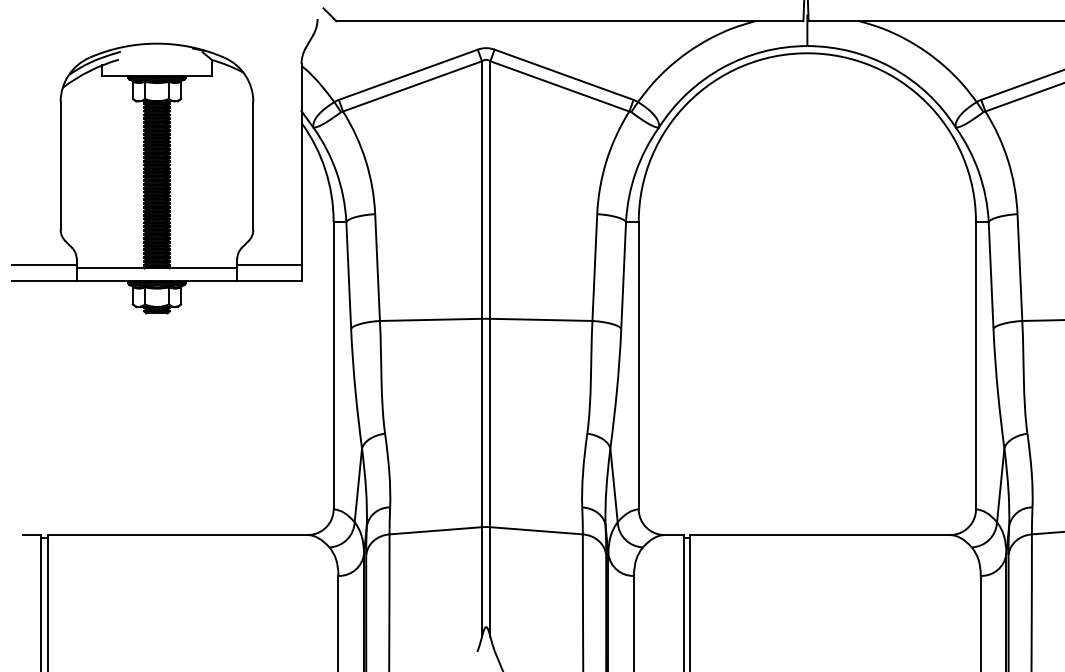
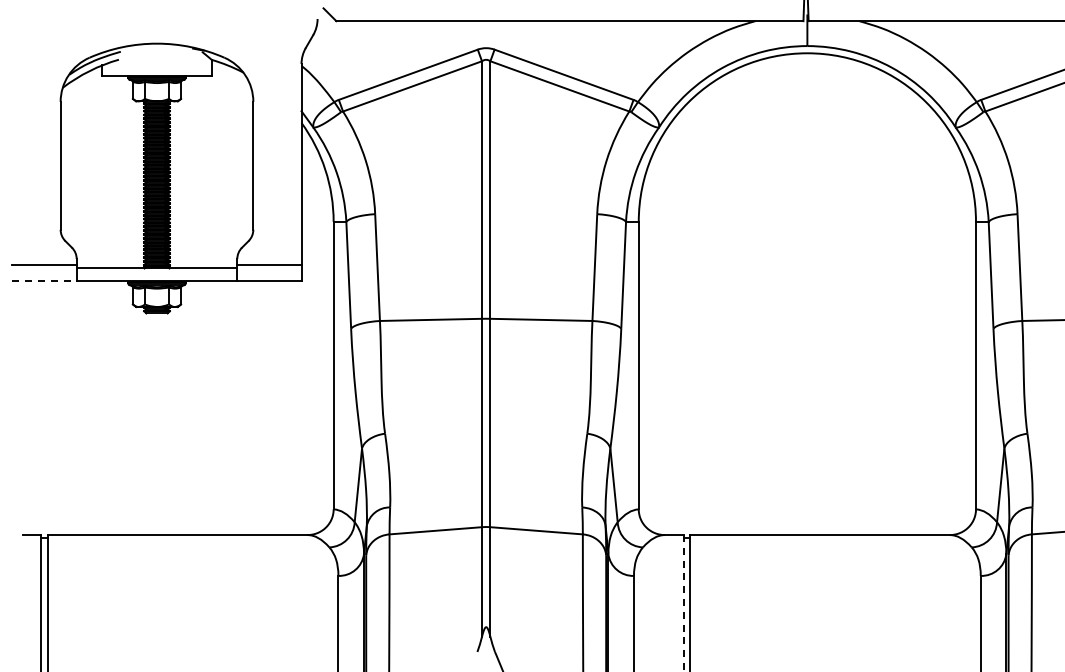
line: solid -> dashed (45, 281)
line: solid -> dashed (683, 603)
